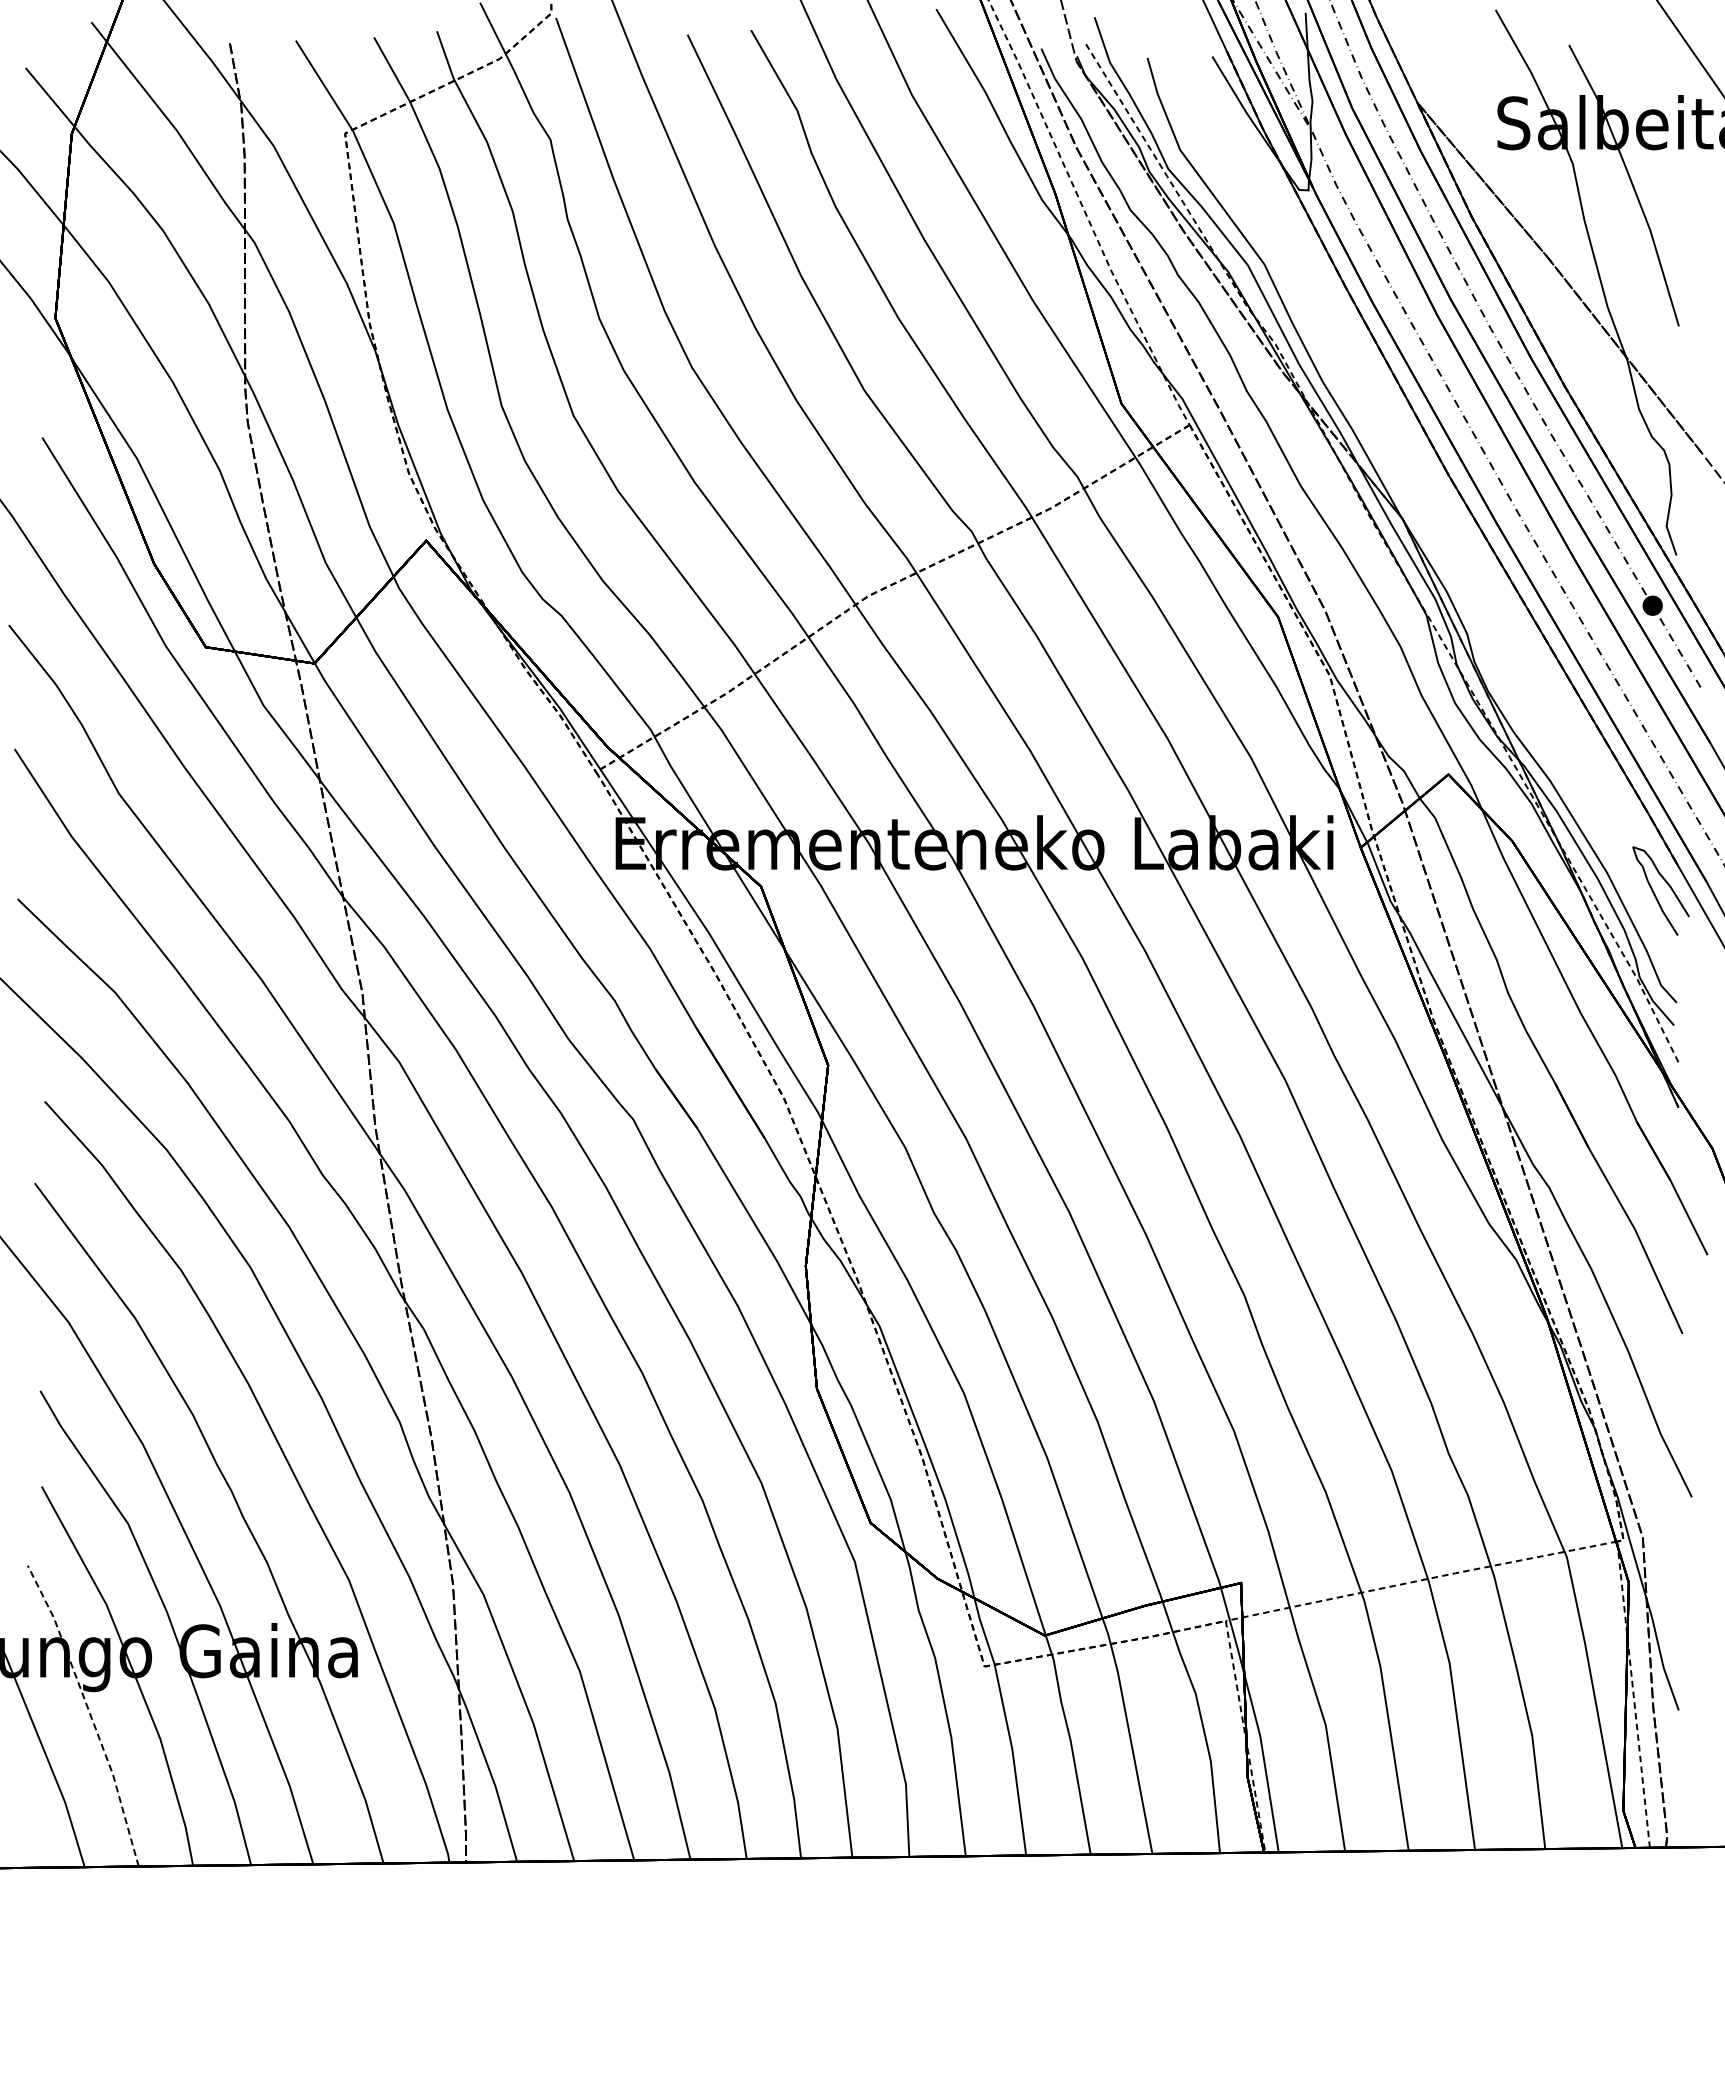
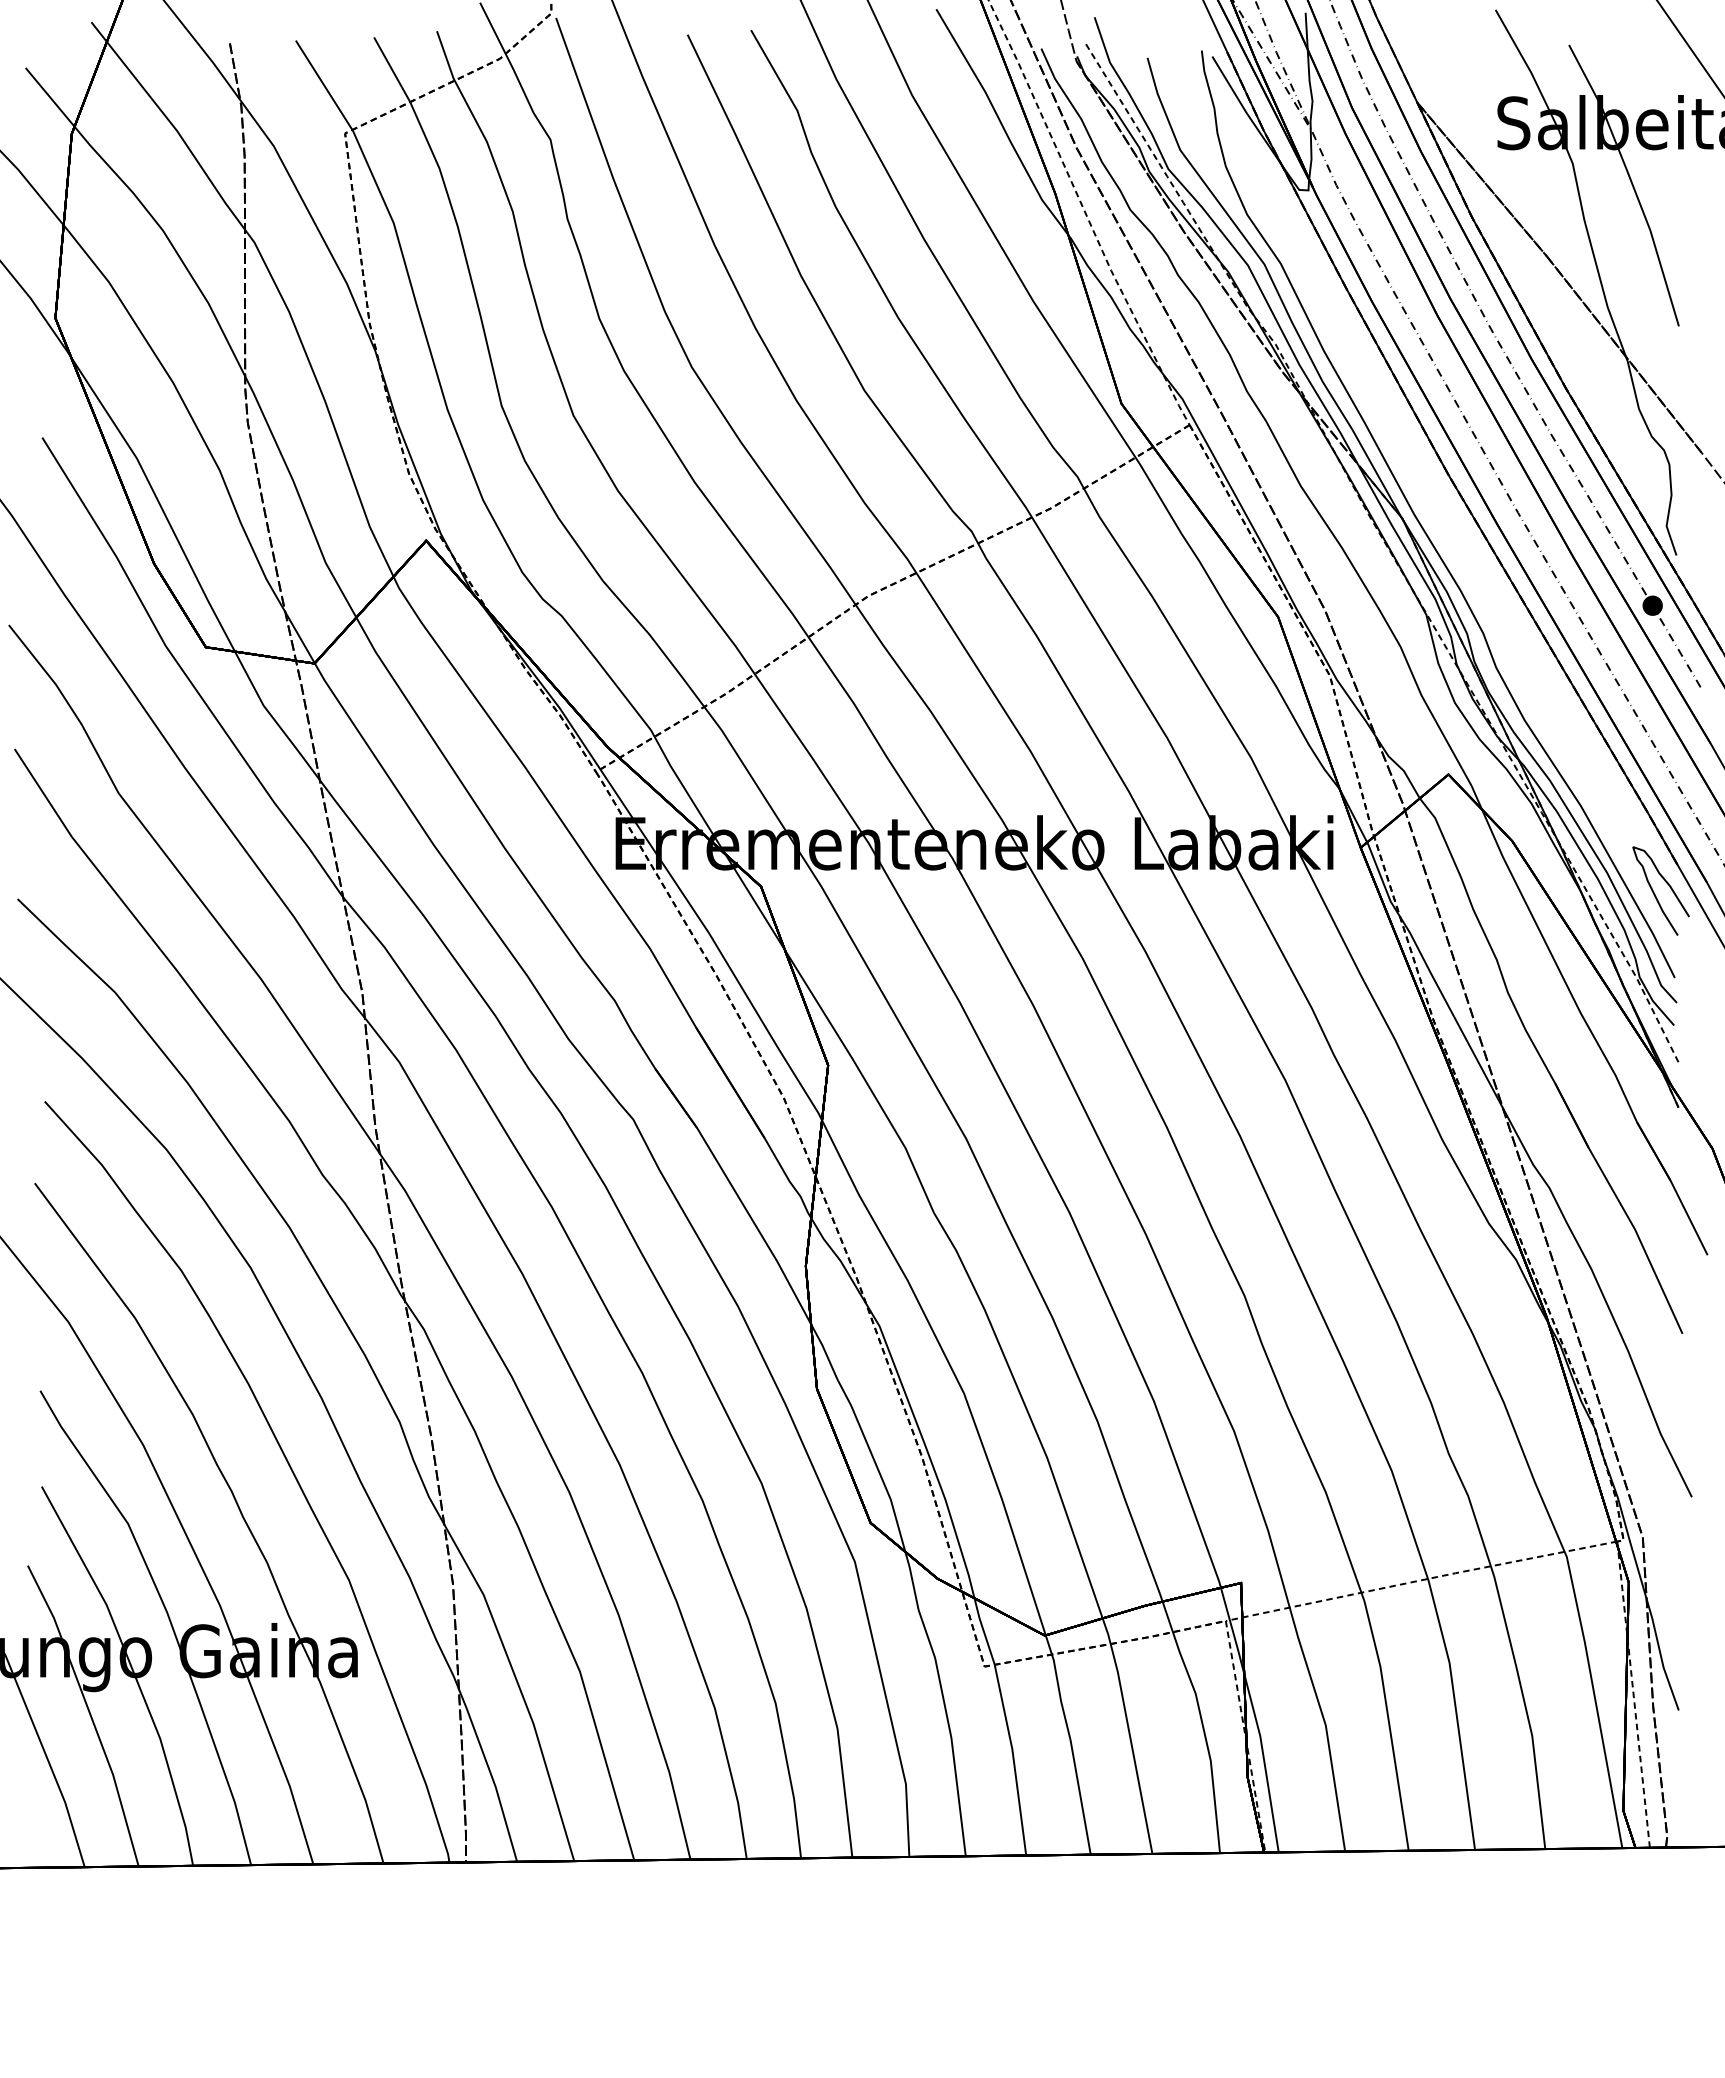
curve: none -> present (1420, 522)
line: dashed -> solid (89, 1713)
